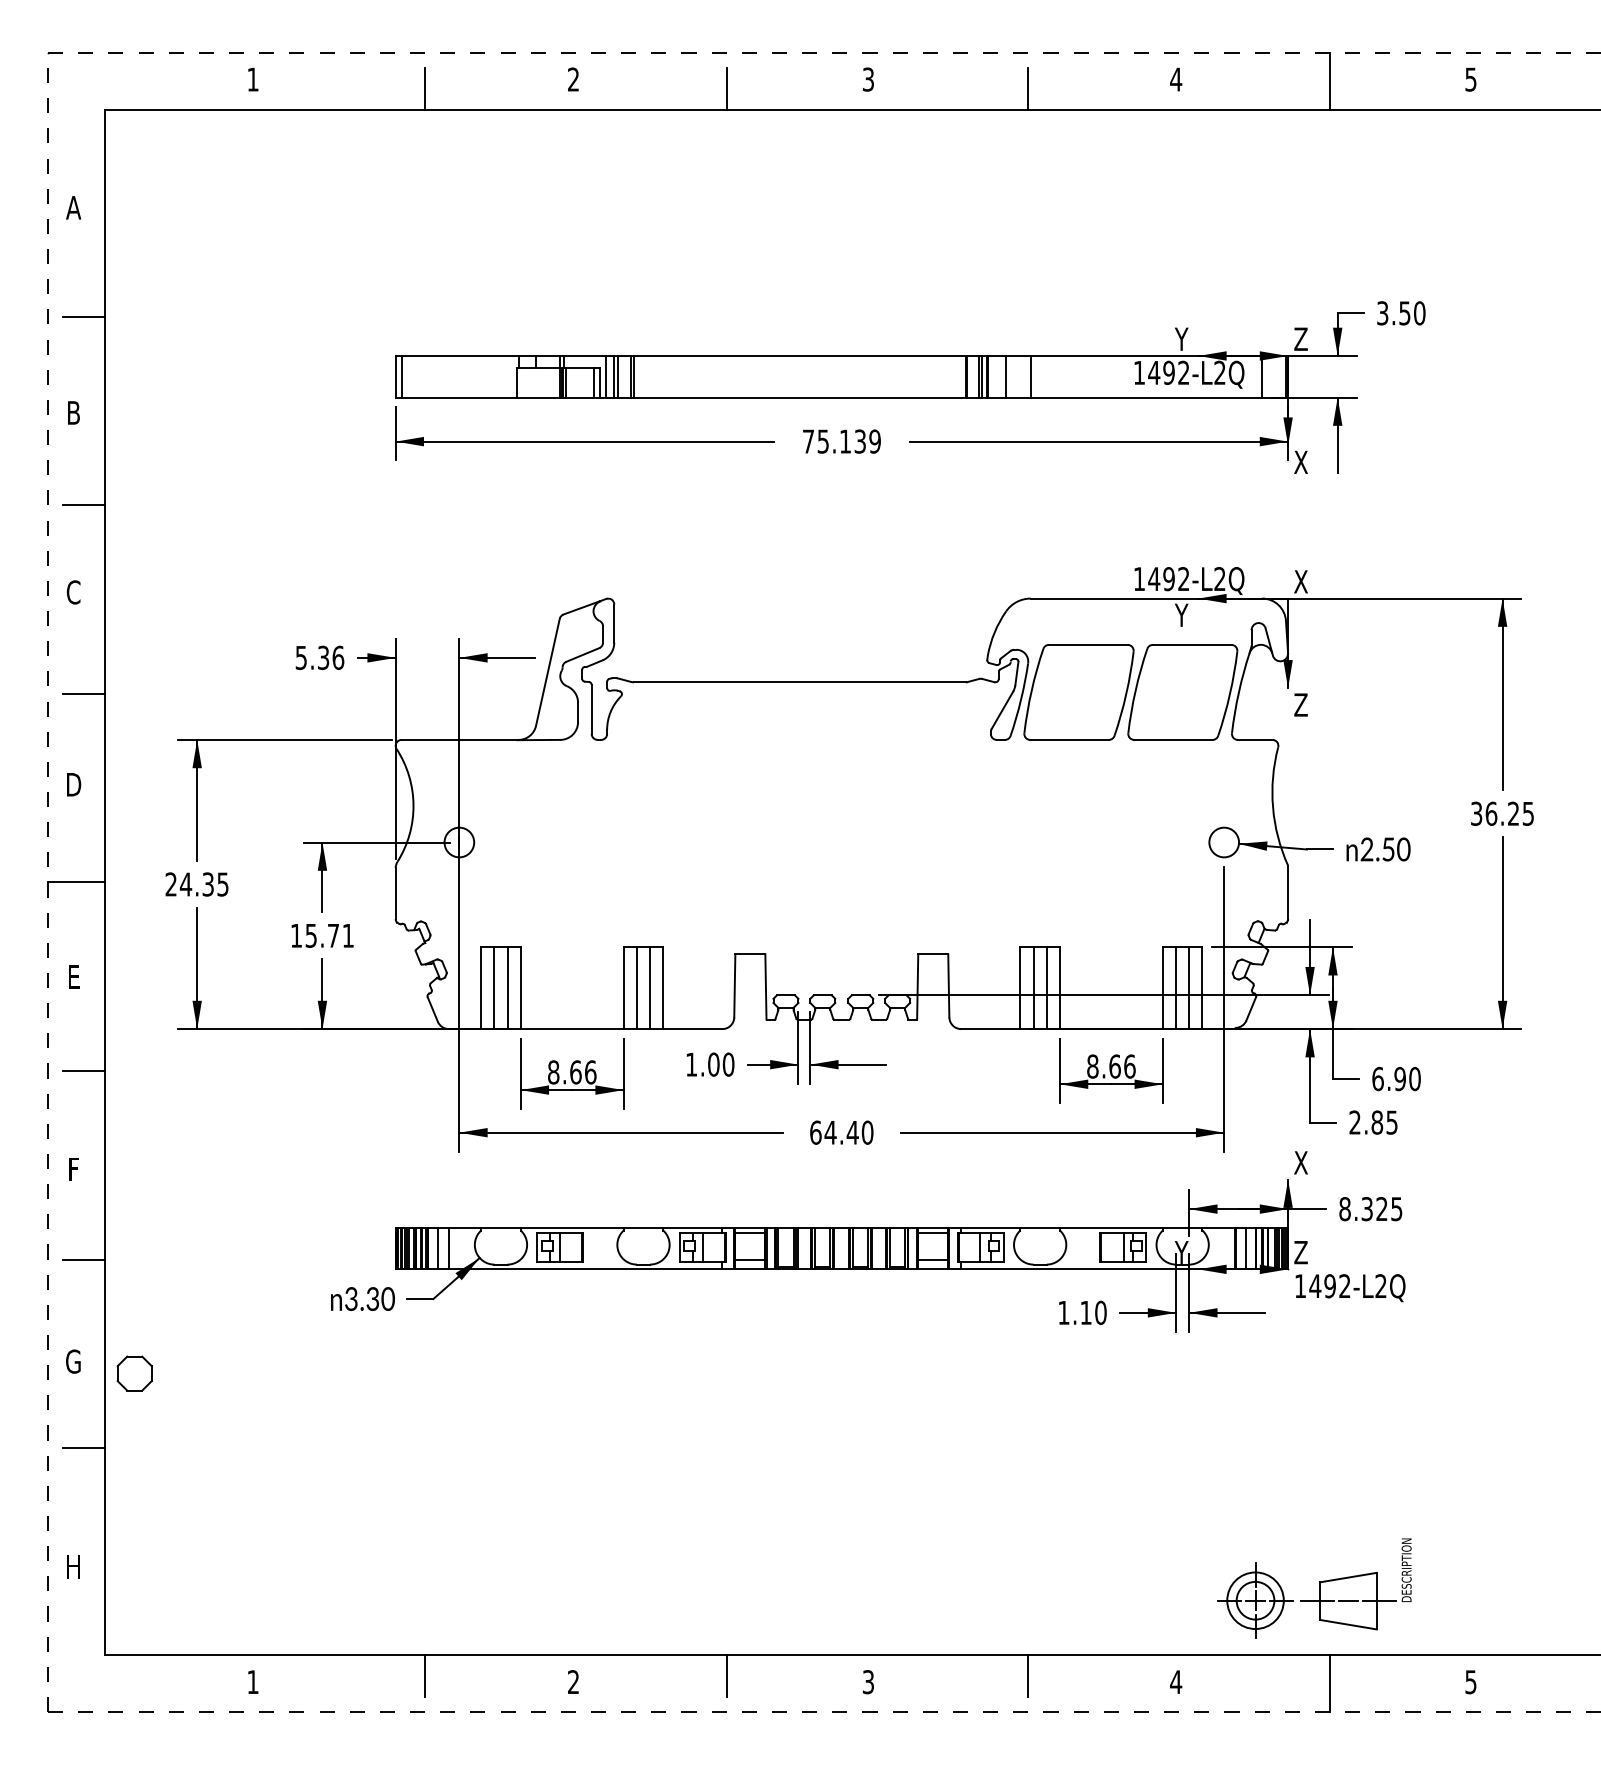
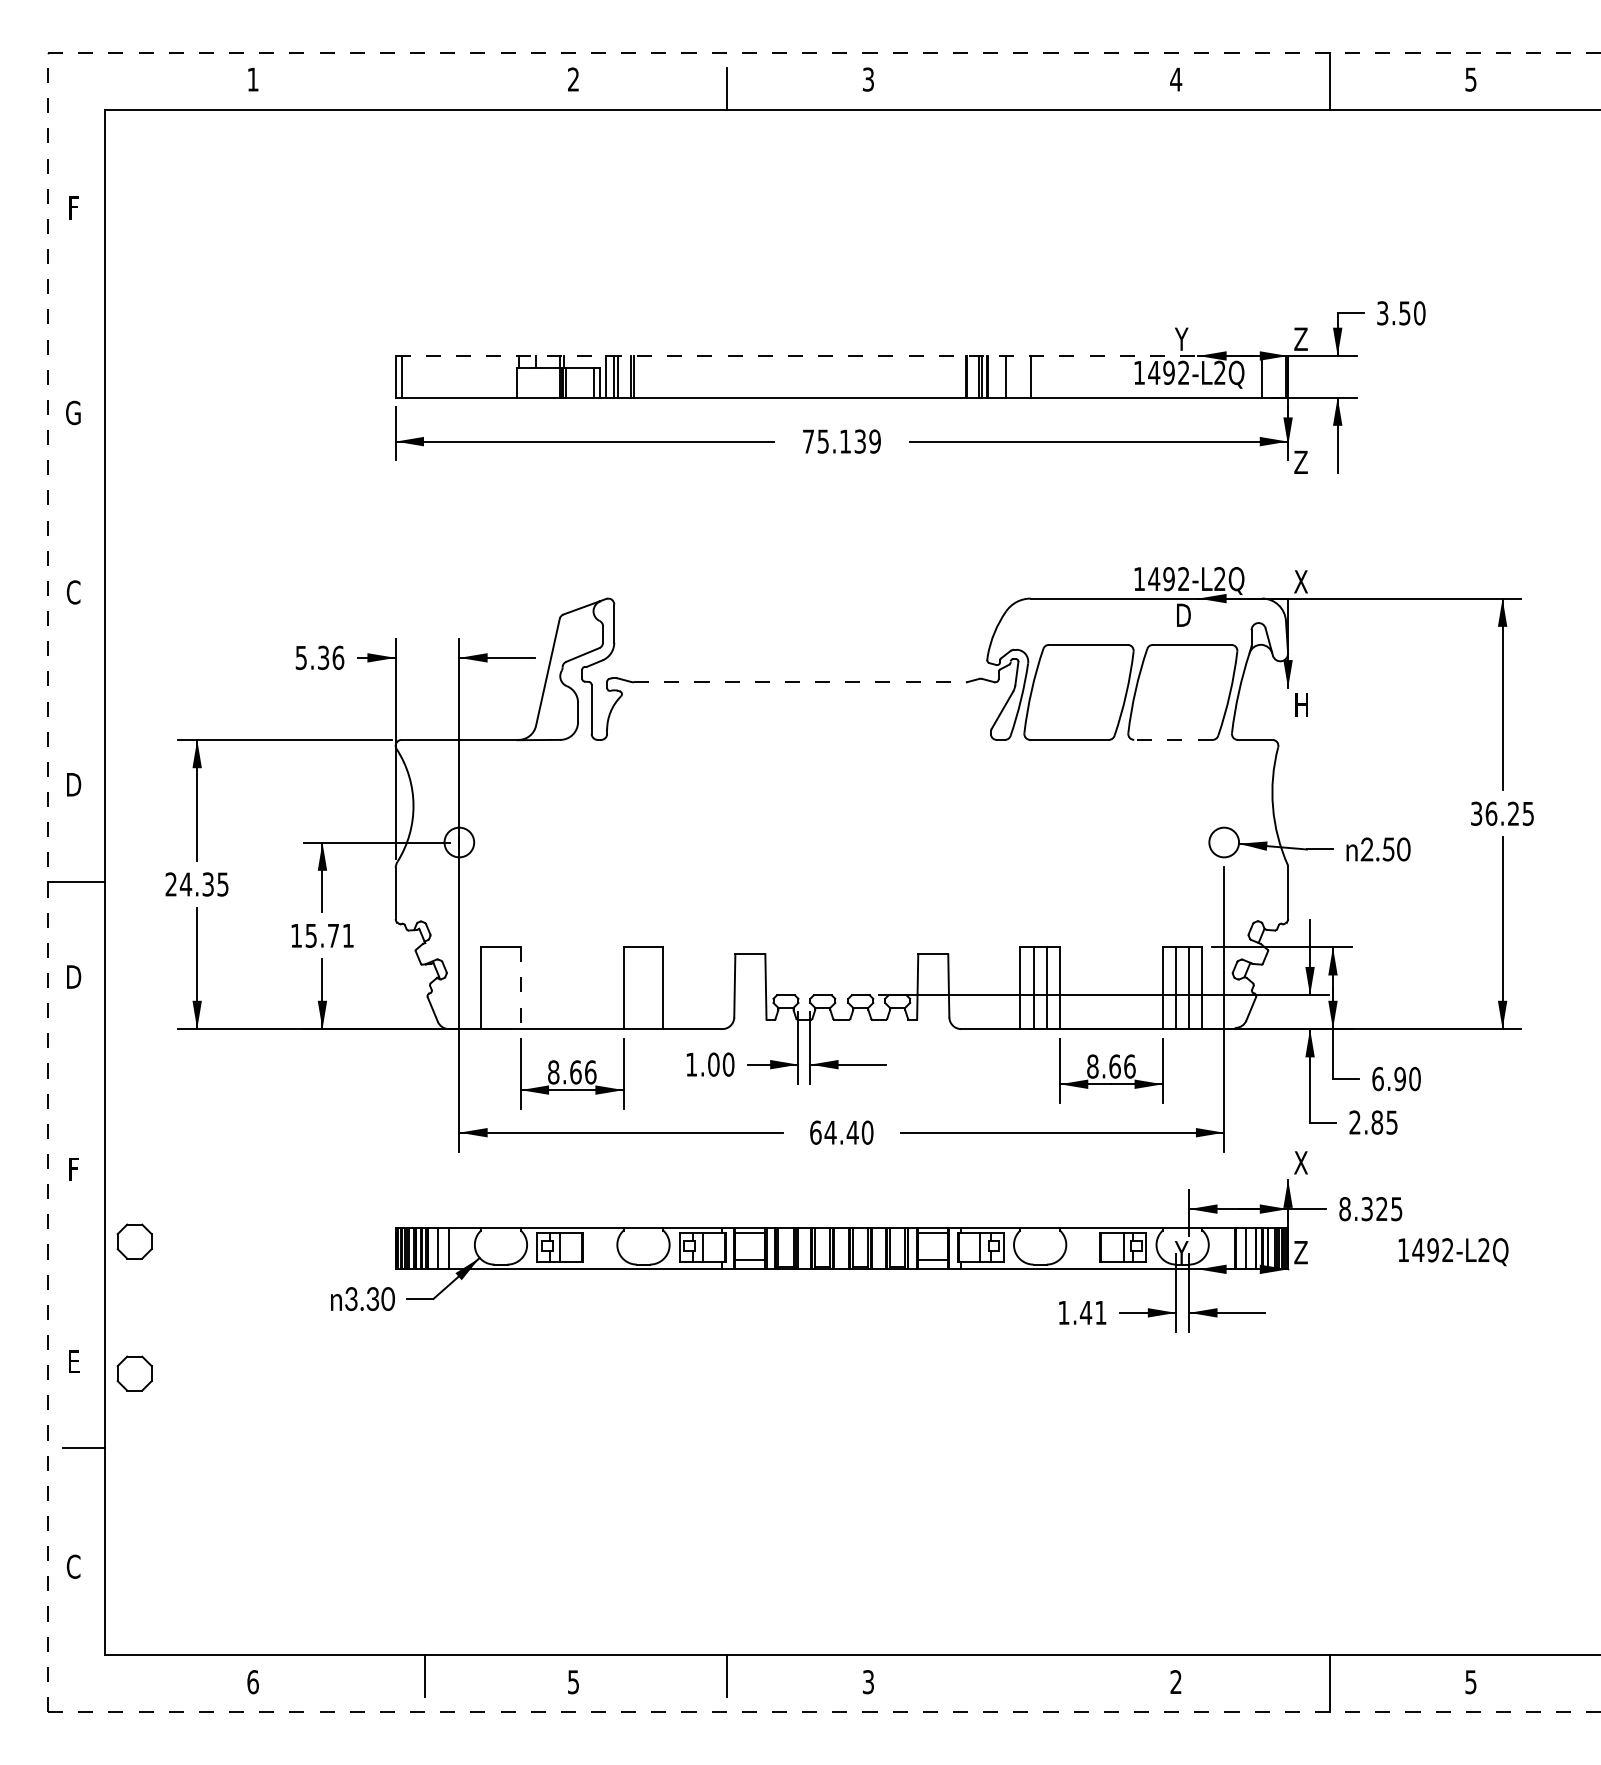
line: present -> none (425, 88)
line: present -> none (1028, 88)
text: A -> F (73, 207)
line: present -> none (83, 316)
line: solid -> dashed (842, 355)
text: B -> G (73, 412)
text: X -> Z (1300, 461)
line: present -> none (83, 505)
text: Y -> D (1182, 614)
line: solid -> dashed (799, 682)
line: present -> none (83, 693)
text: Z -> H (1300, 704)
line: solid -> dashed (1172, 739)
text: E -> D (74, 976)
line: present -> none (494, 988)
line: present -> none (507, 988)
line: solid -> dashed (520, 988)
line: present -> none (636, 988)
line: present -> none (650, 988)
line: present -> none (83, 1071)
part: none -> present (134, 1241)
line: present -> none (83, 1259)
text position: (1350, 1288) -> (1453, 1252) (1453, 1252)
text: 1.10 -> 1.41 (1093, 1312)
text: G -> E (73, 1361)
text: H -> C (73, 1566)
part: present -> none (1314, 1588)
line: present -> none (1028, 1675)
text: 4 -> 2 (1176, 1681)
text: 1 -> 6 (252, 1682)
text: 2 -> 5 (573, 1682)
